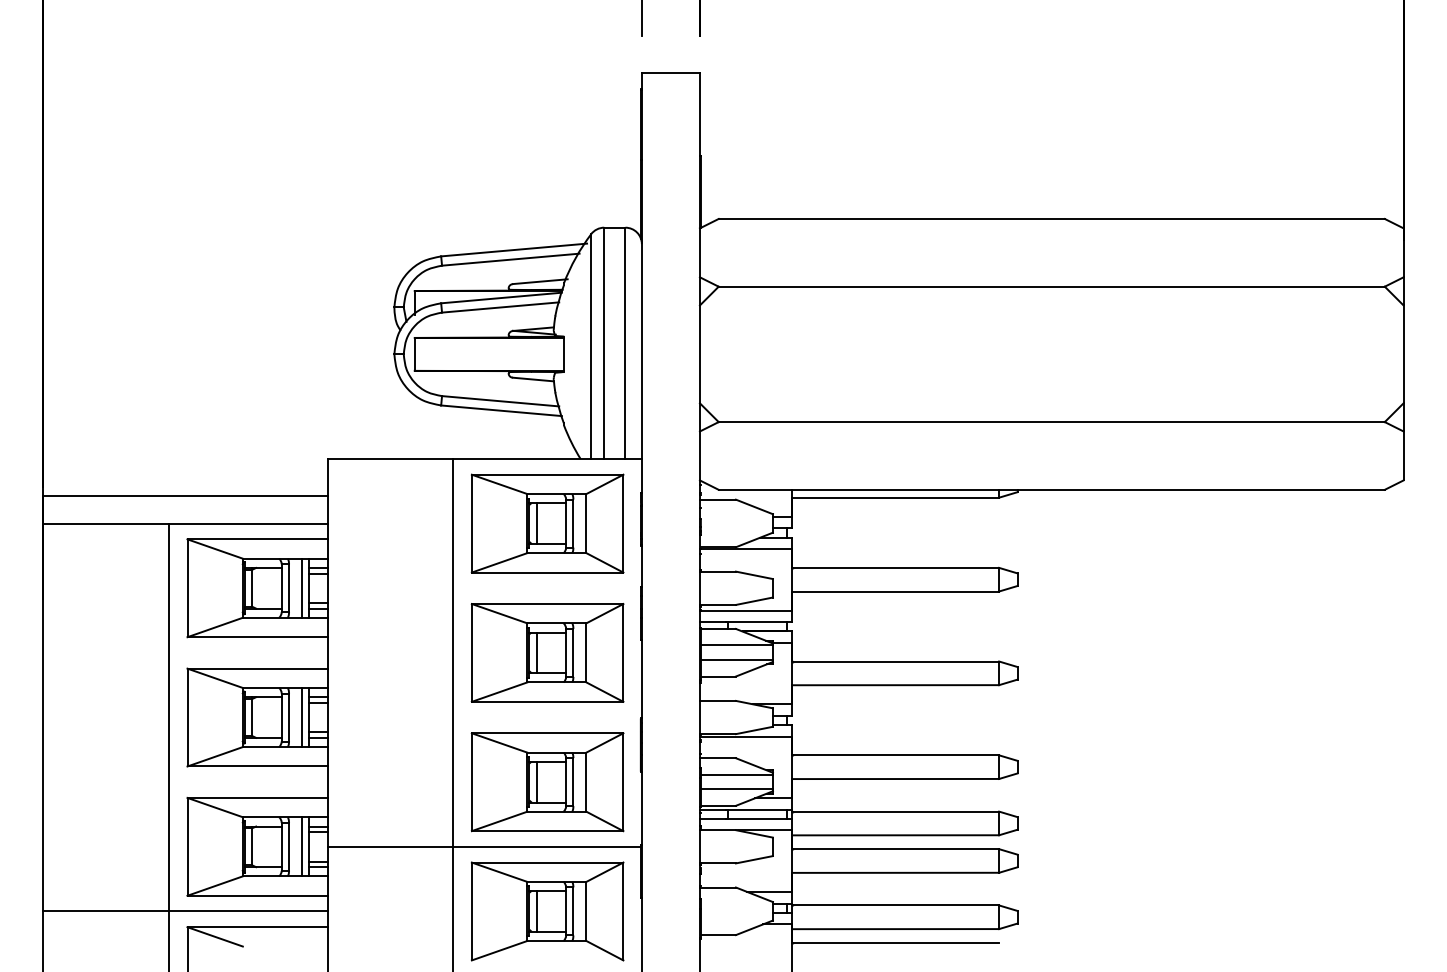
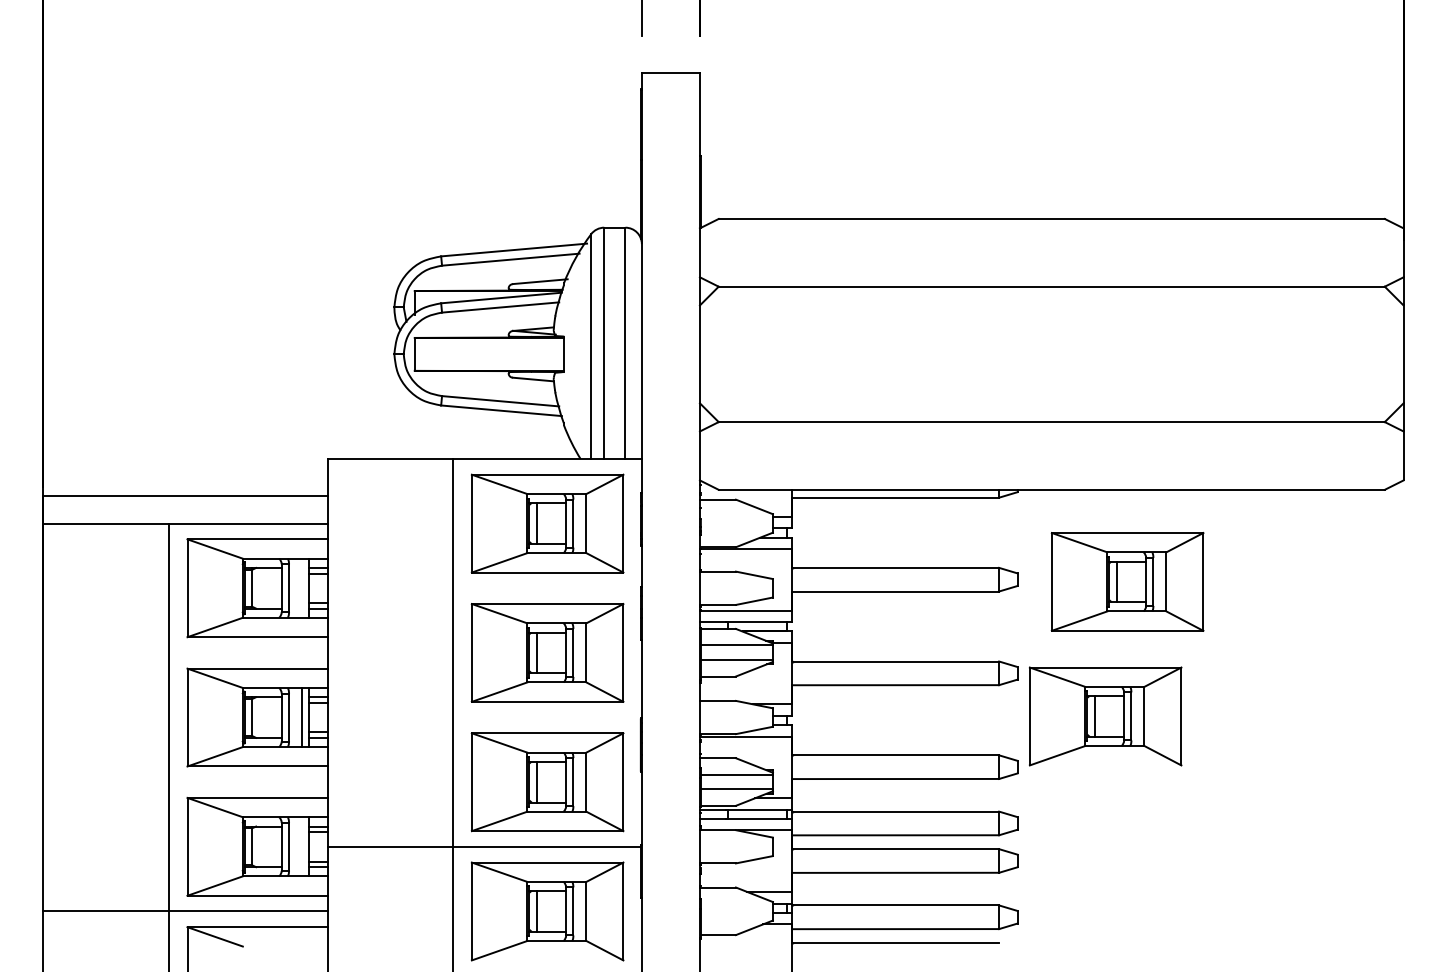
part: none -> present (1127, 581)
line: present -> none (301, 587)
part: none -> present (1105, 716)
line: present -> none (301, 846)
